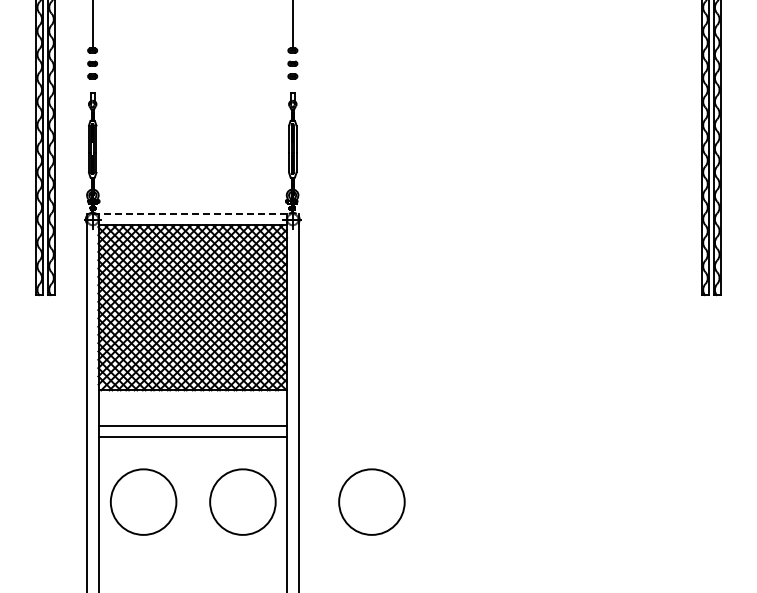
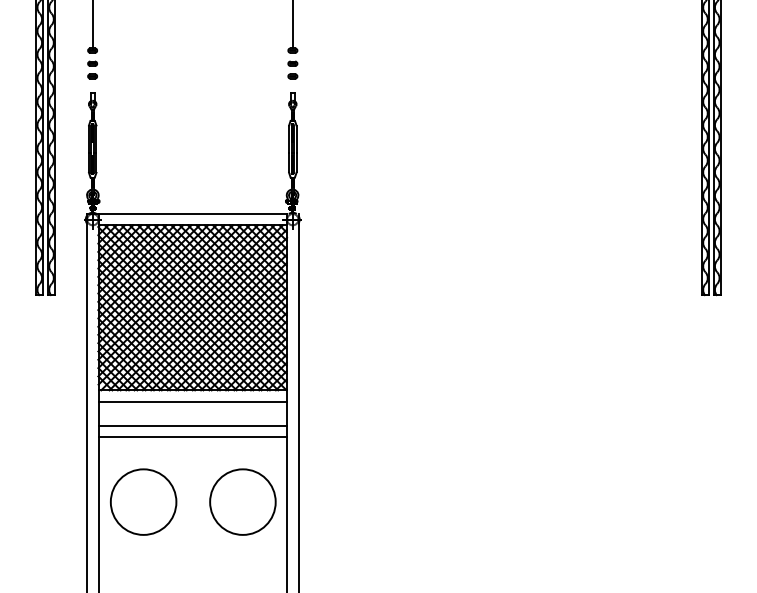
line: dashed -> solid (186, 213)
line: none -> present (192, 402)
circle: present -> none (371, 501)
